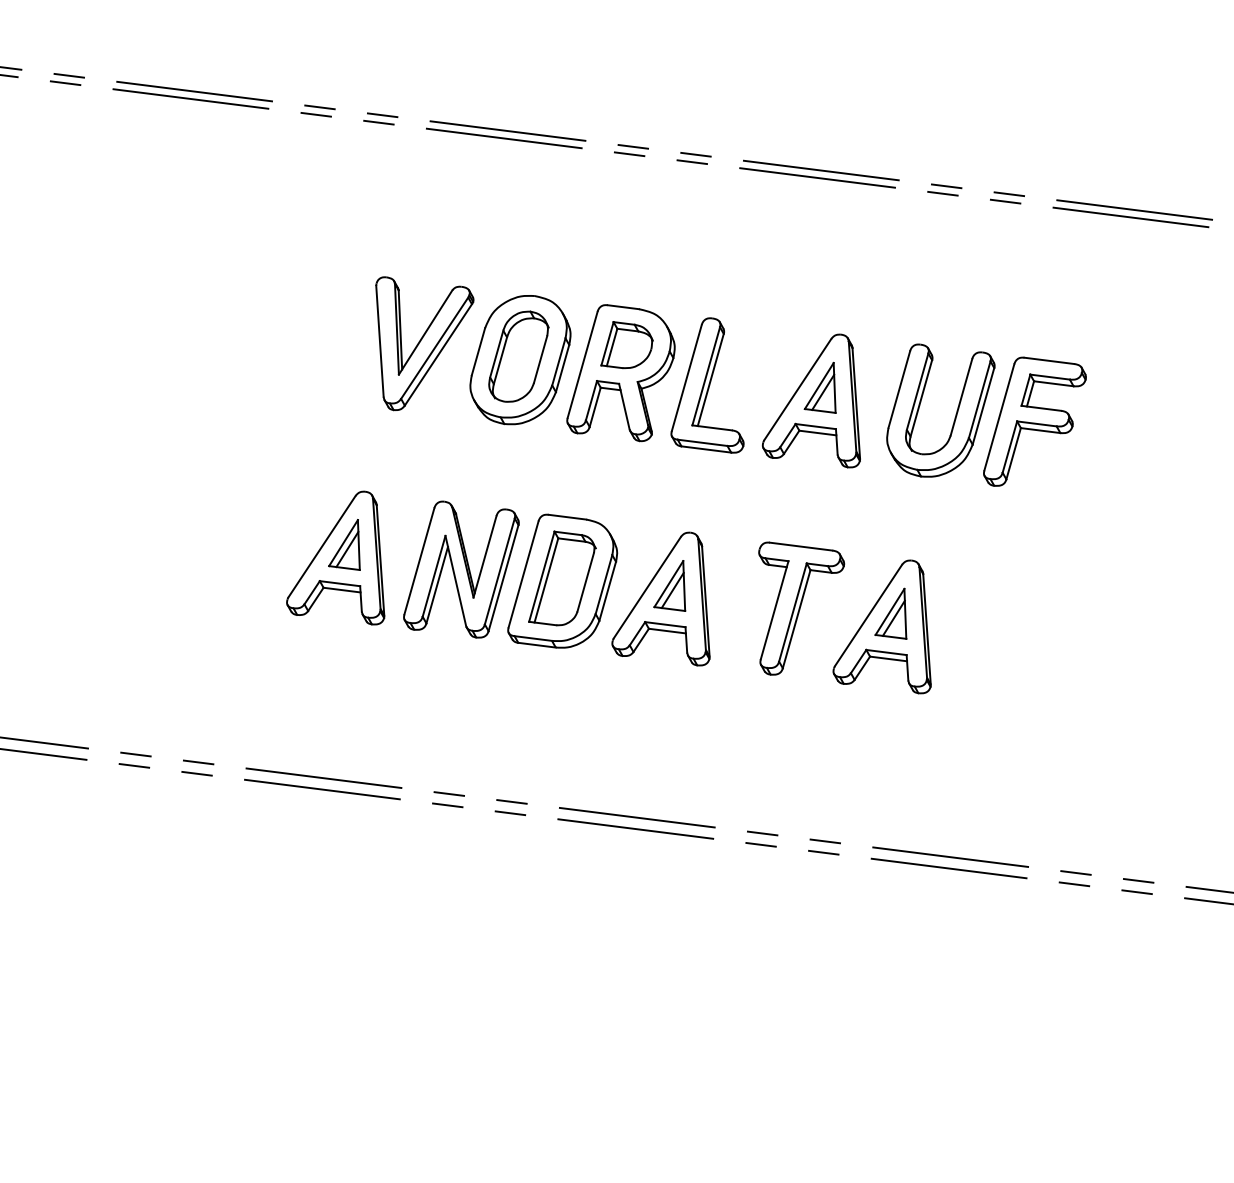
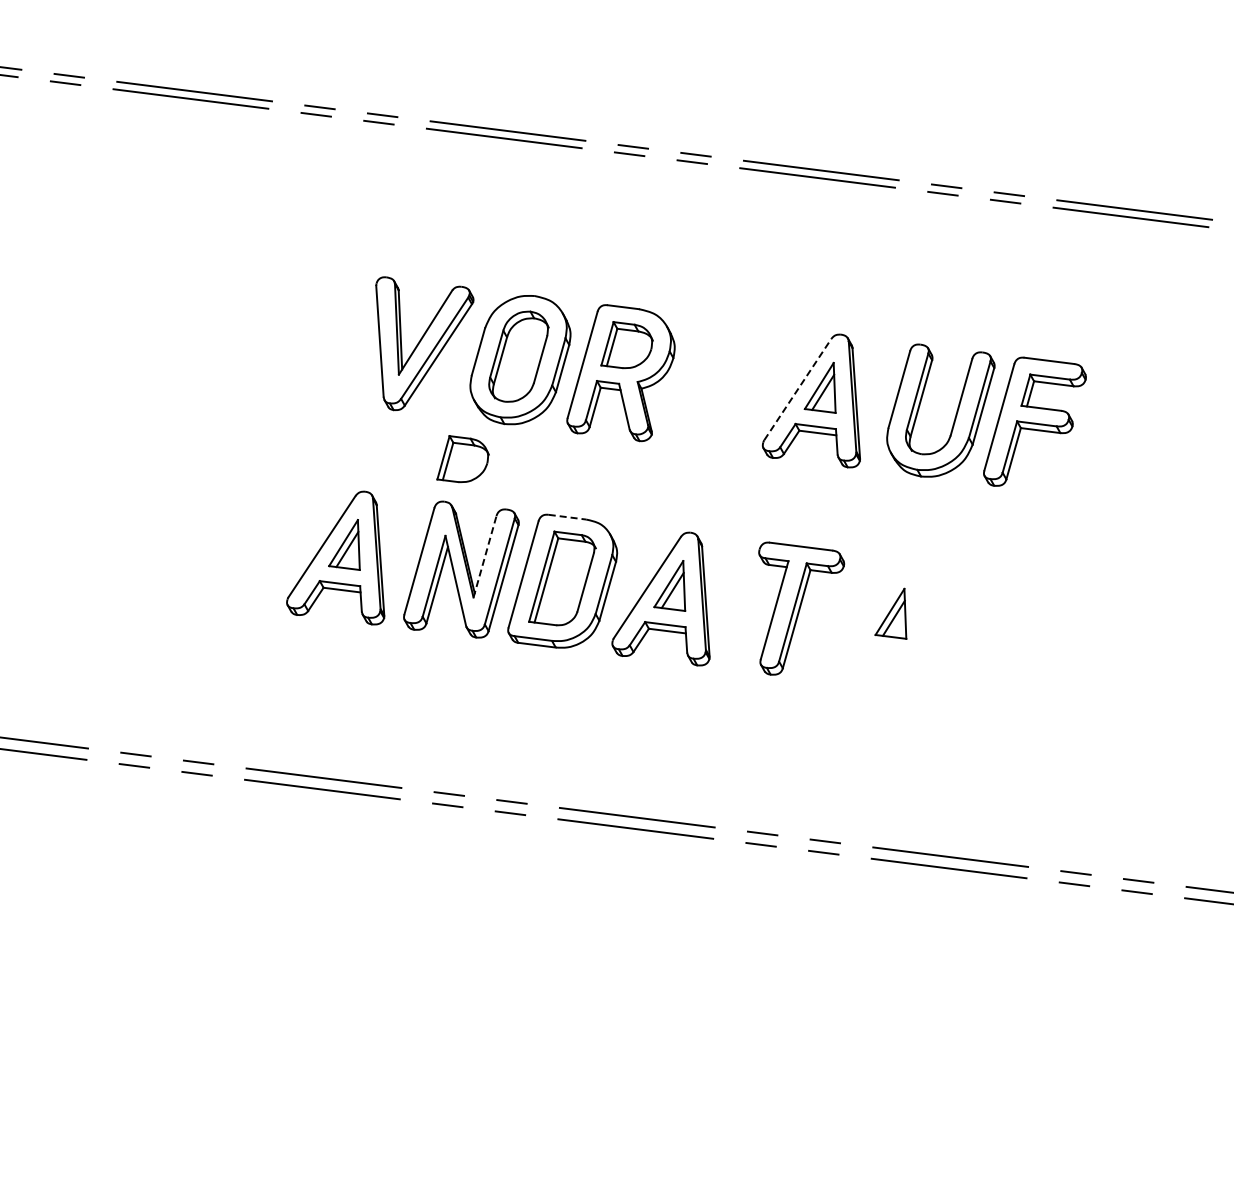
part: present -> none (707, 385)
line: solid -> dashed (797, 389)
part: none -> present (462, 459)
line: solid -> dashed (567, 517)
line: solid -> dashed (485, 556)
part: present -> none (881, 626)
